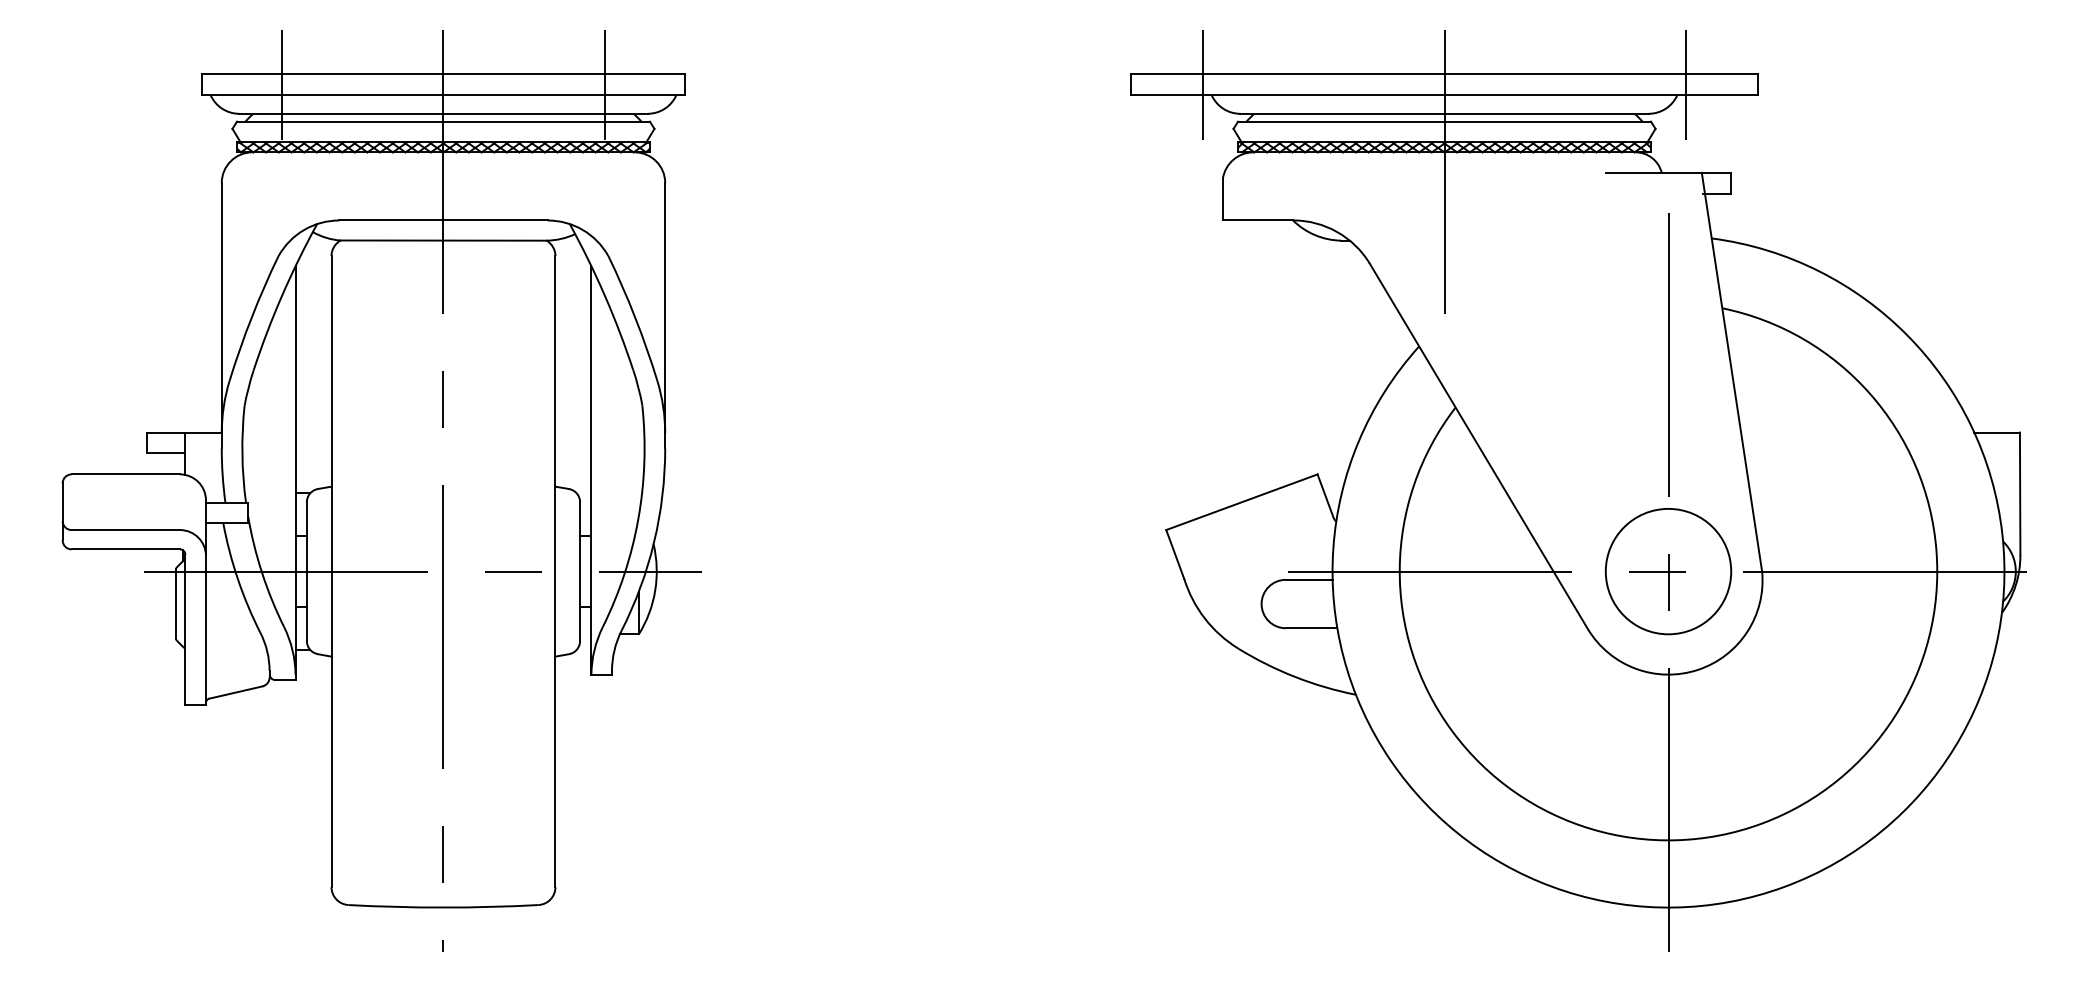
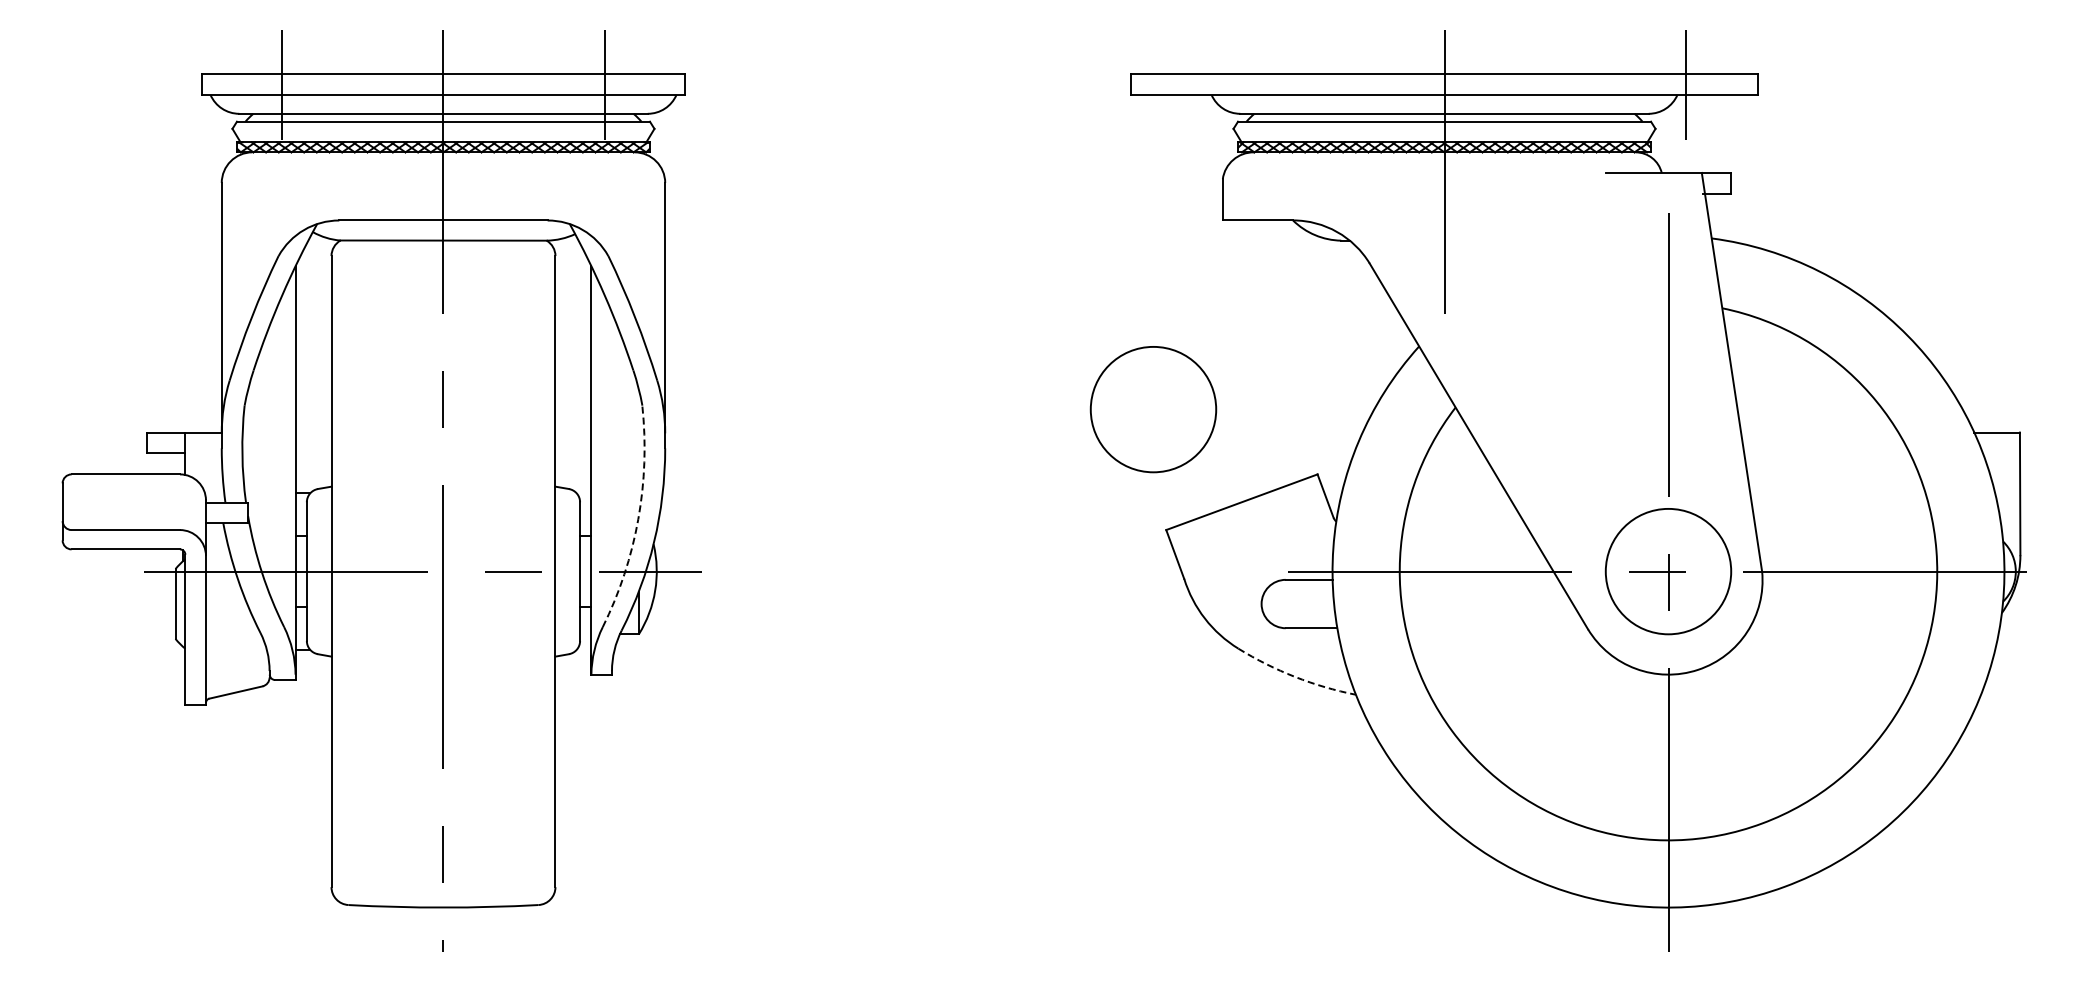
line: present -> none (1202, 84)
circle: none -> present (1153, 409)
arc: solid -> dashed (638, 519)
arc: solid -> dashed (1295, 676)
